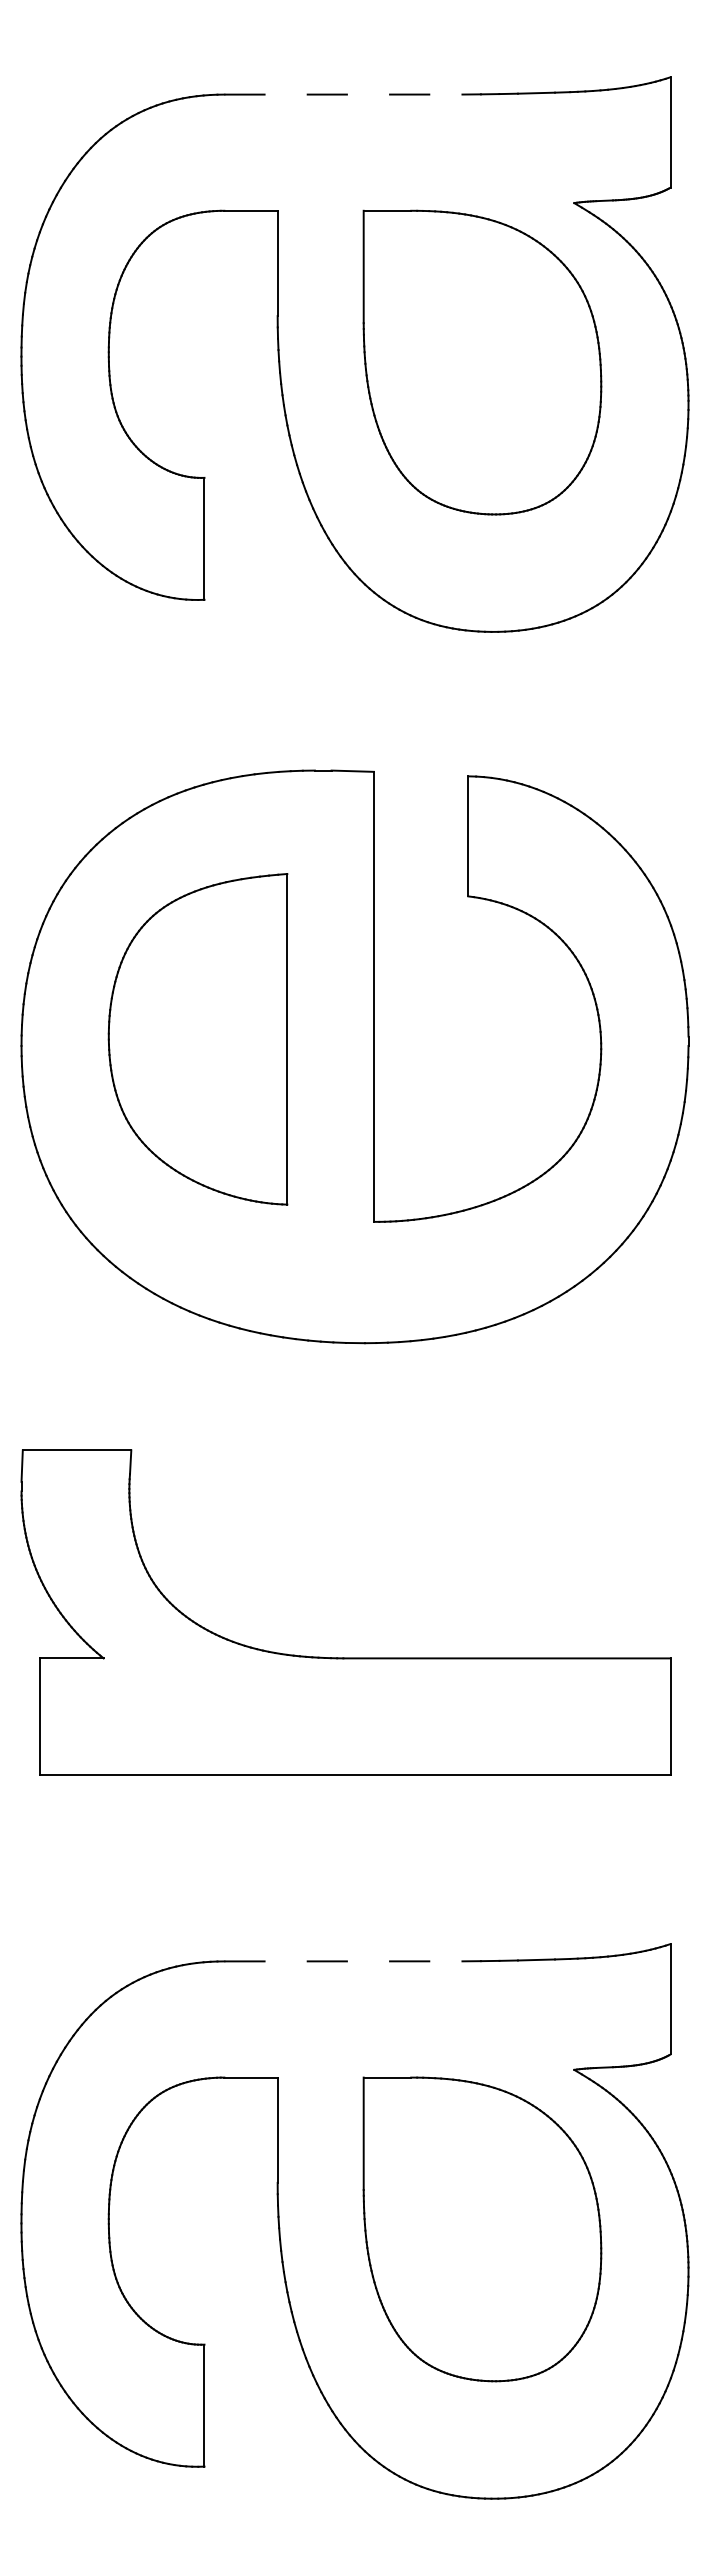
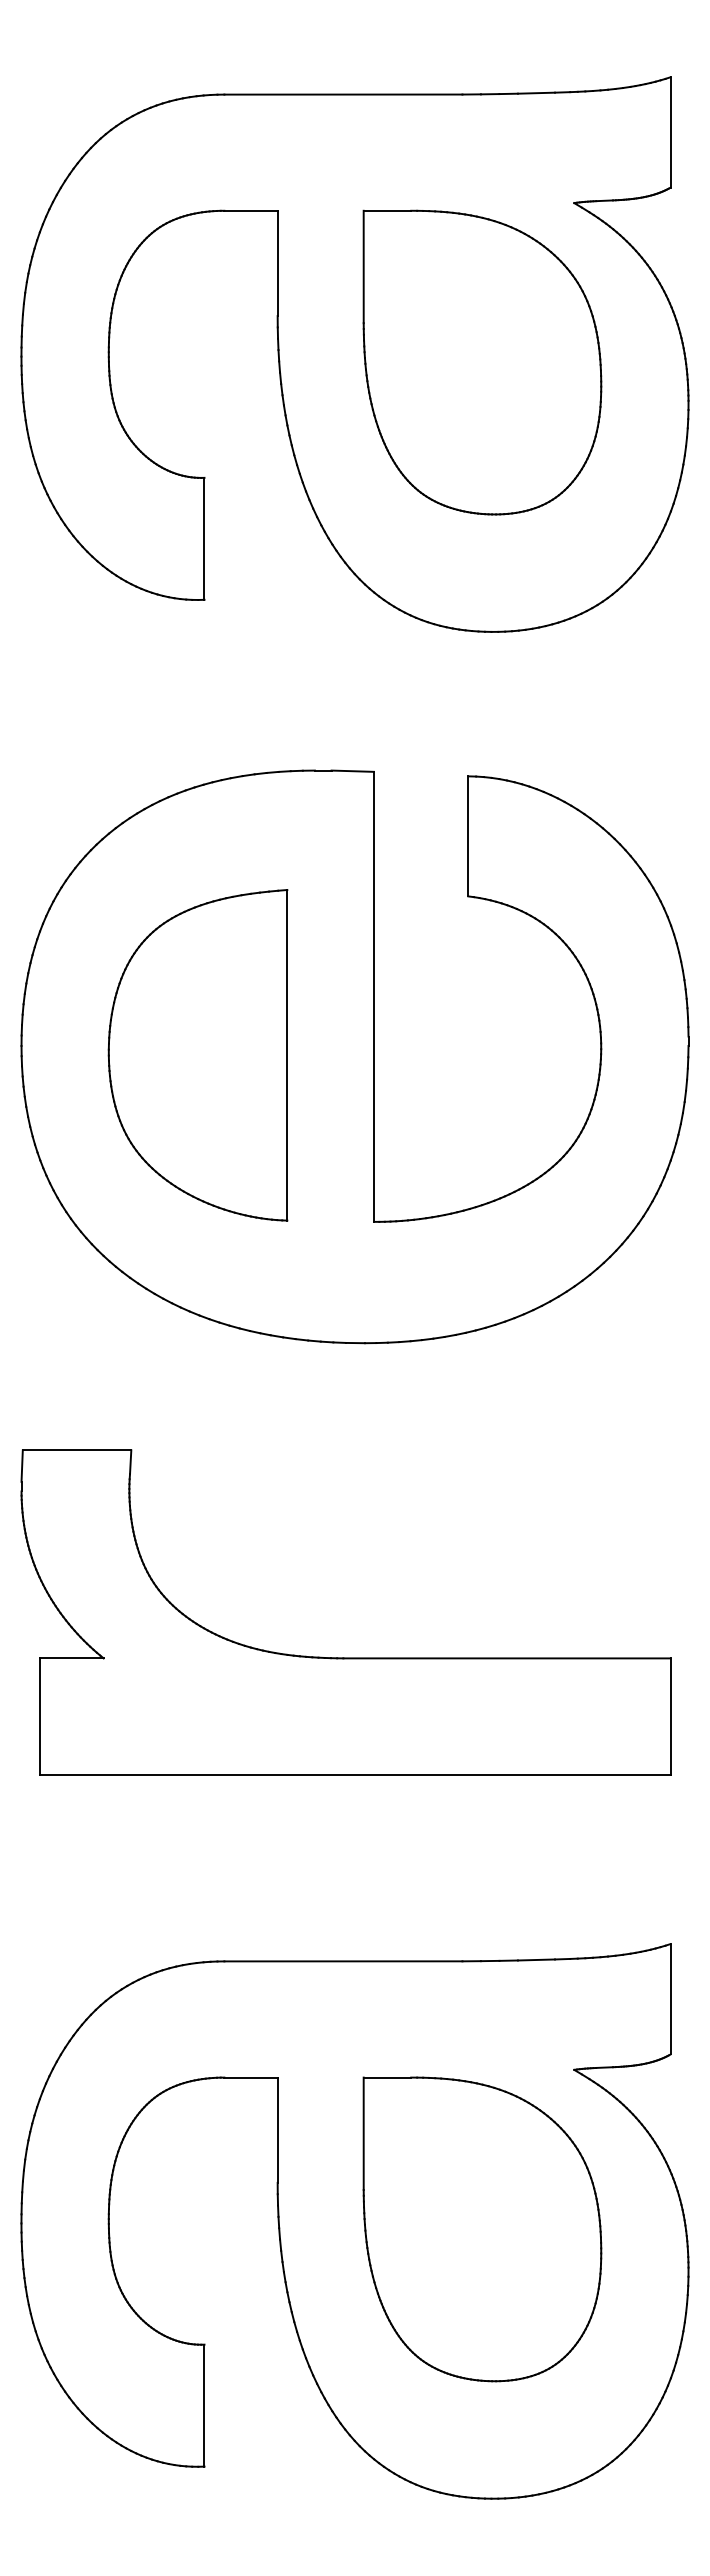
line: dashed -> solid (343, 94)
part position: (197, 1039) -> (197, 1055) (197, 1055)
line: dashed -> solid (343, 1961)
